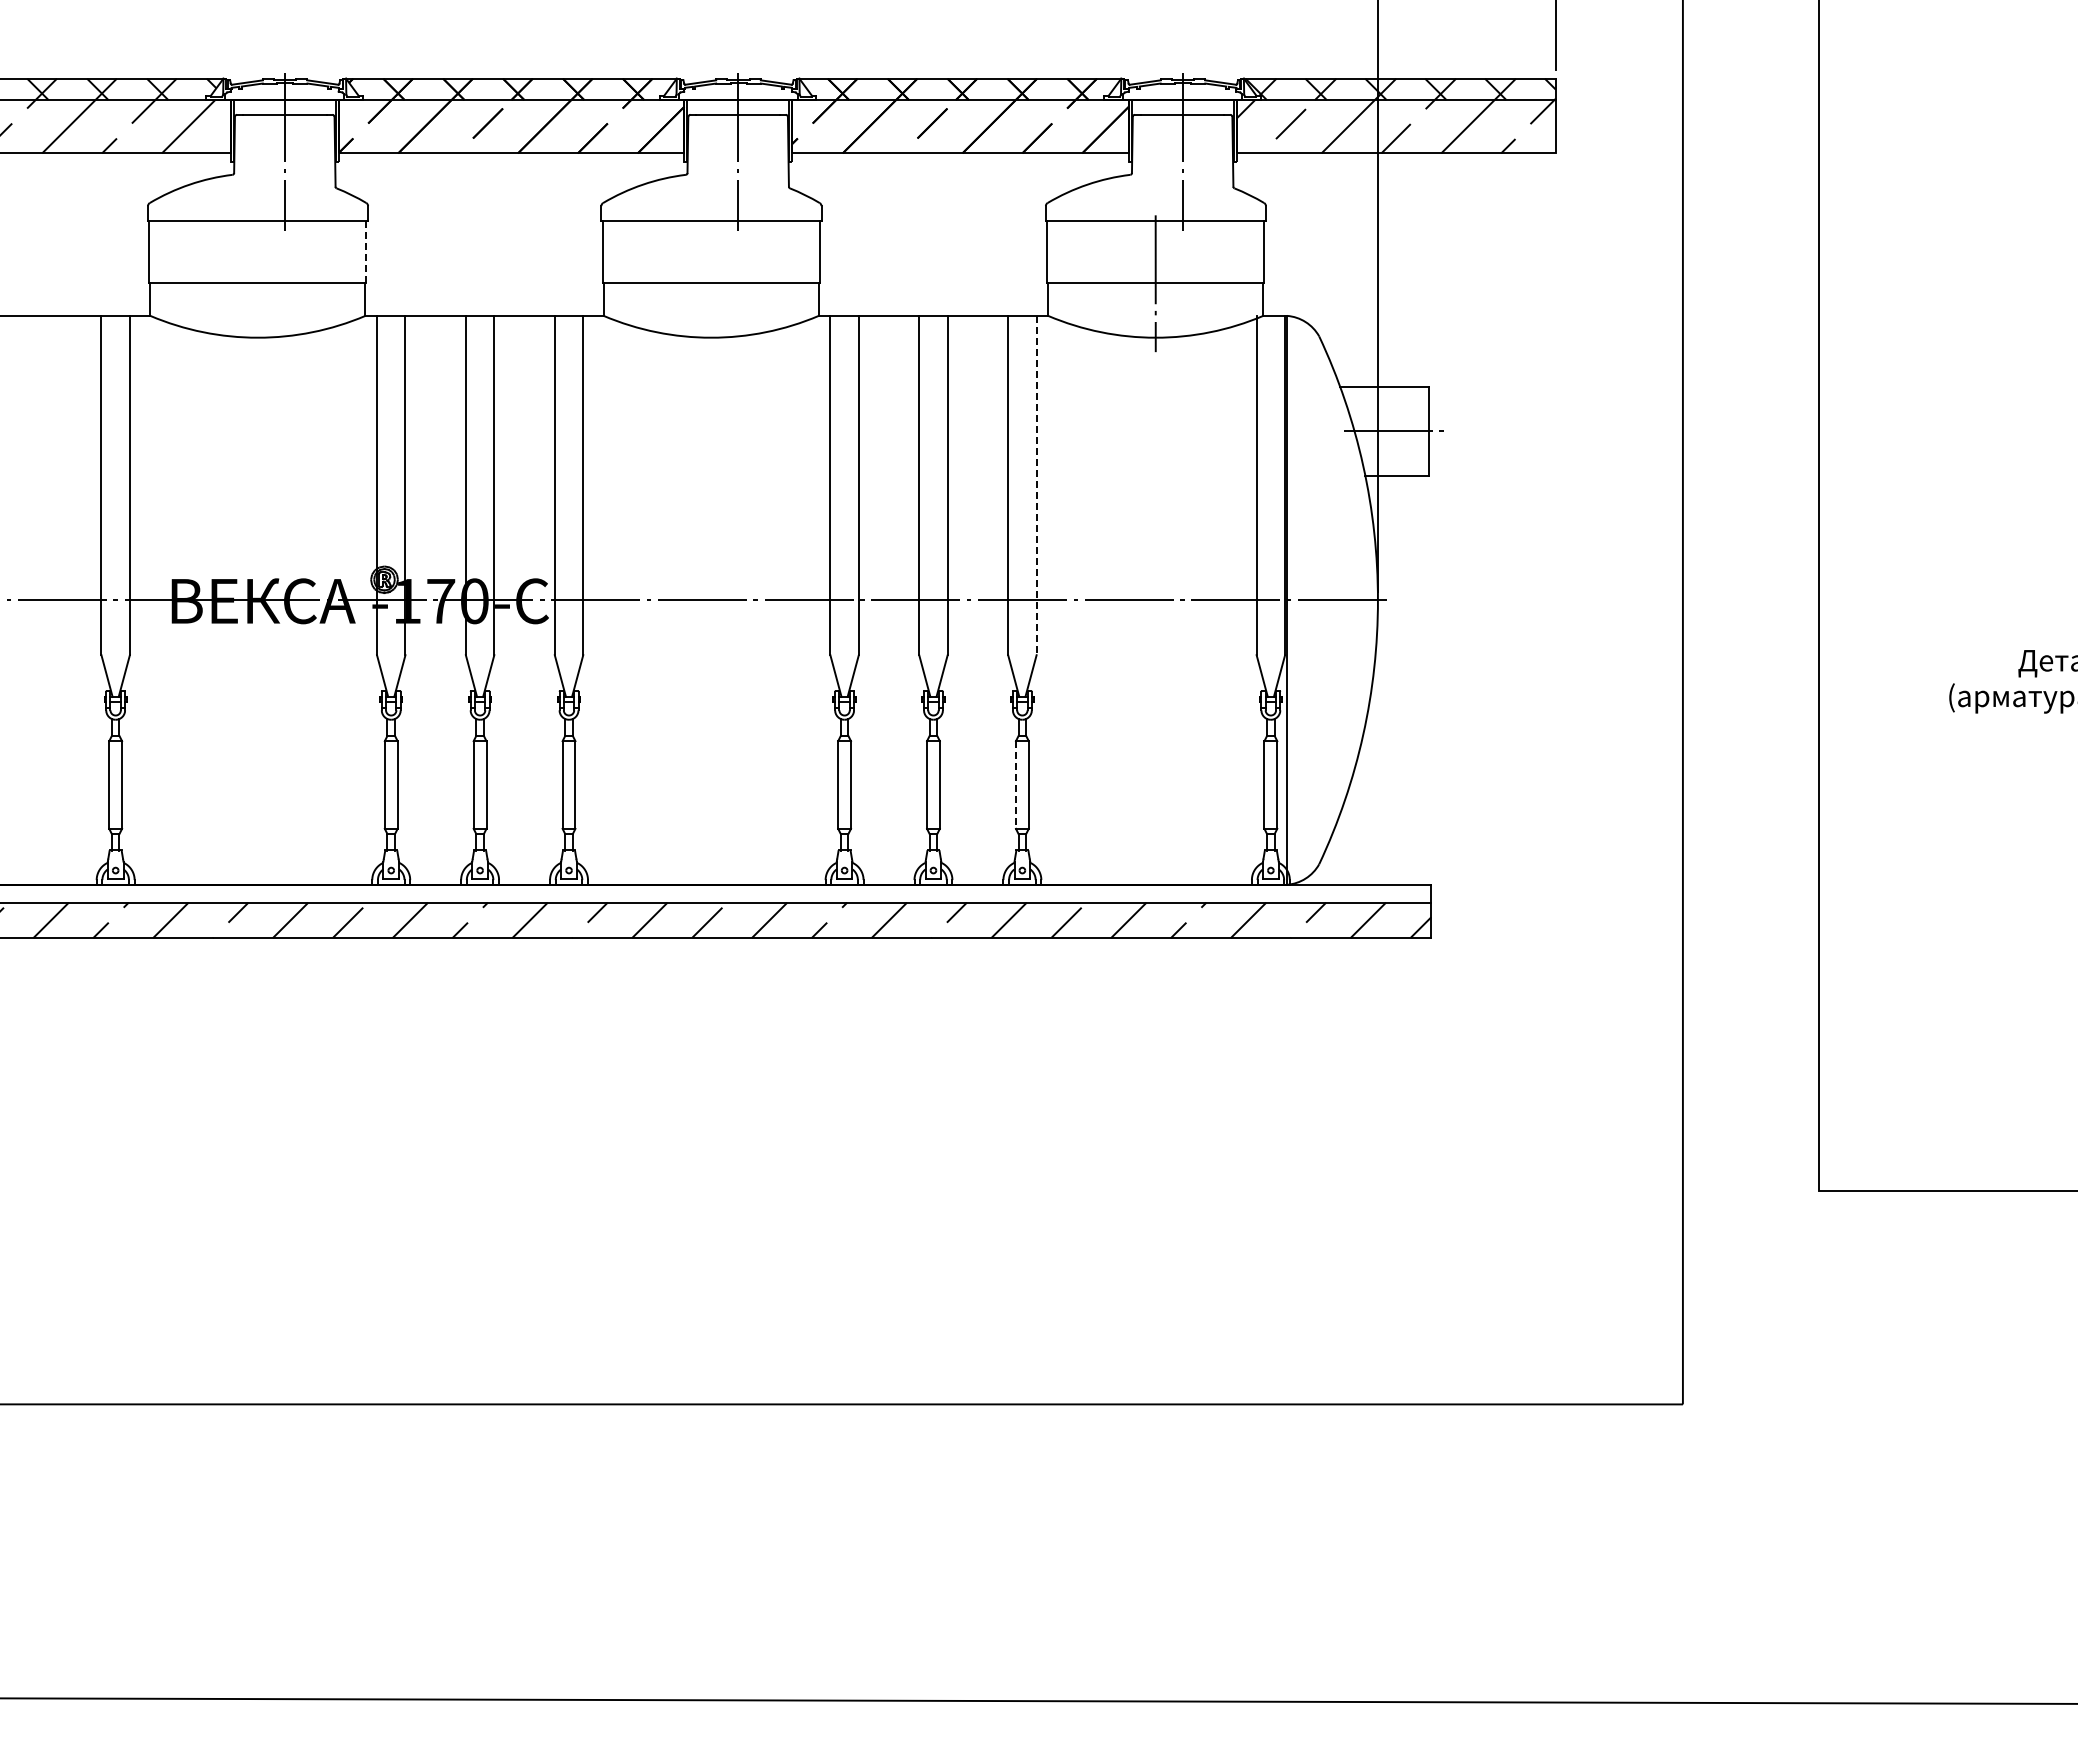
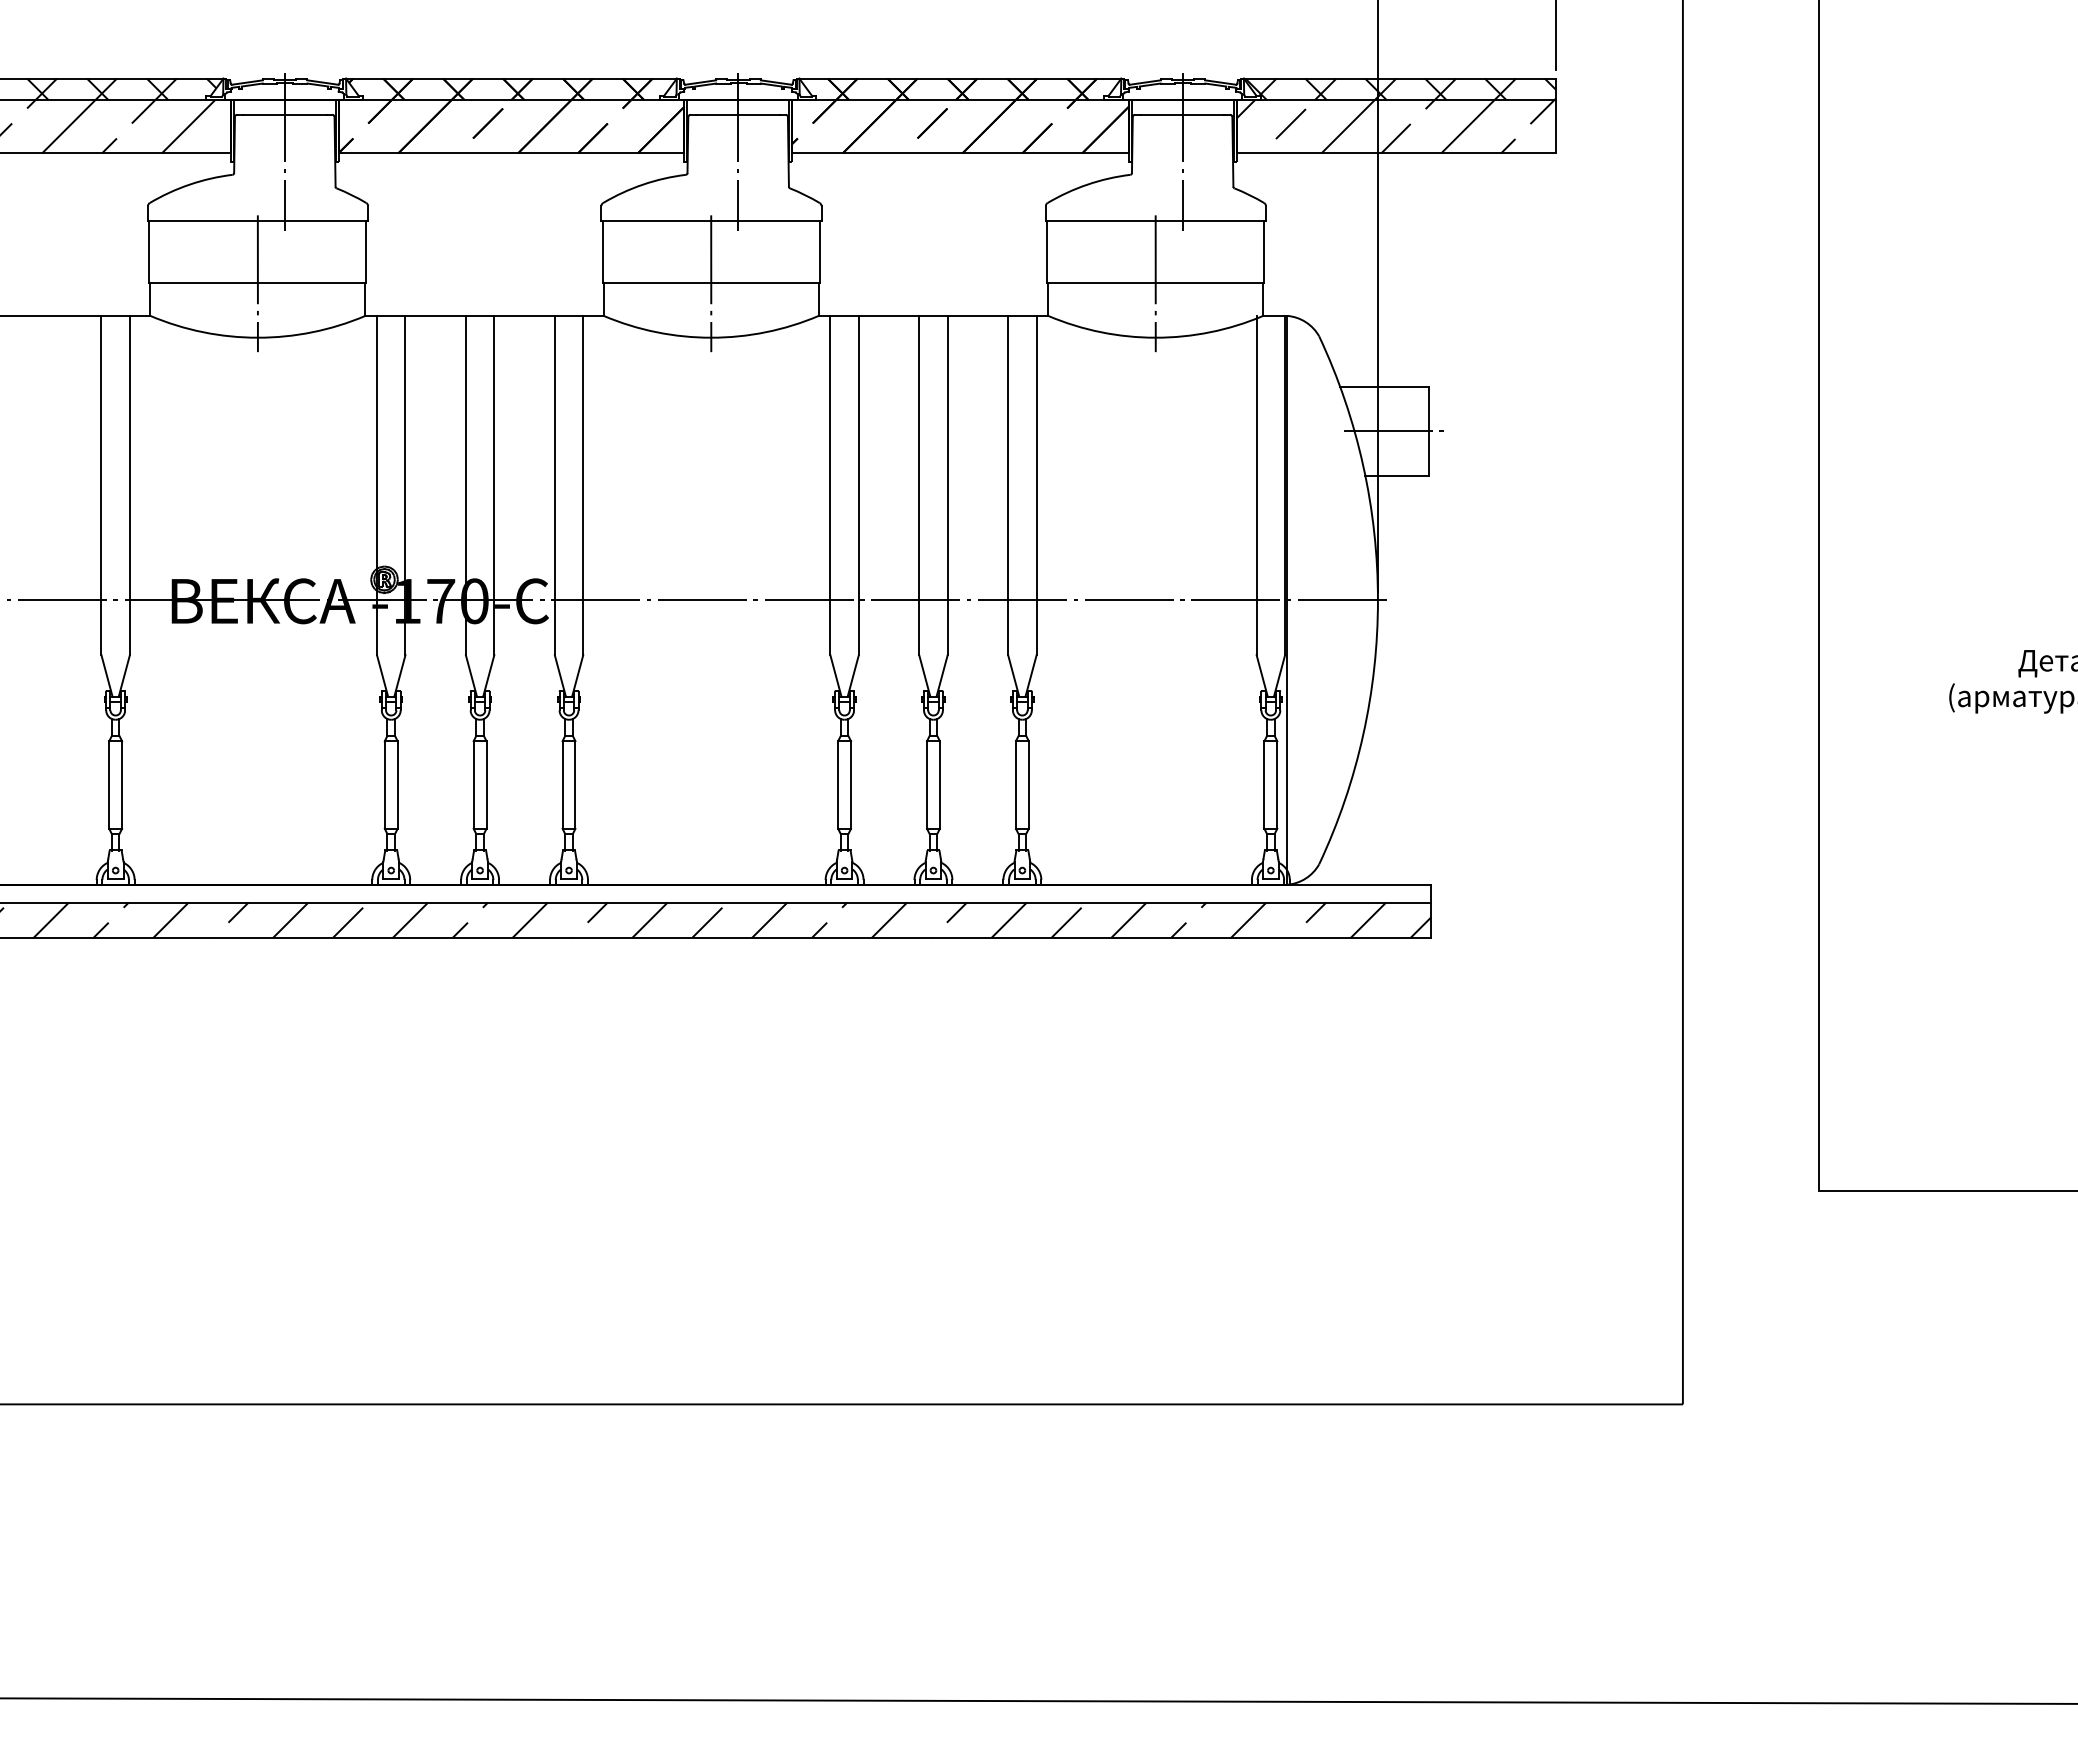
line: dashed -> solid (366, 251)
line: none -> present (257, 283)
line: none -> present (711, 283)
line: dashed -> solid (1036, 485)
line: dashed -> solid (1015, 785)
